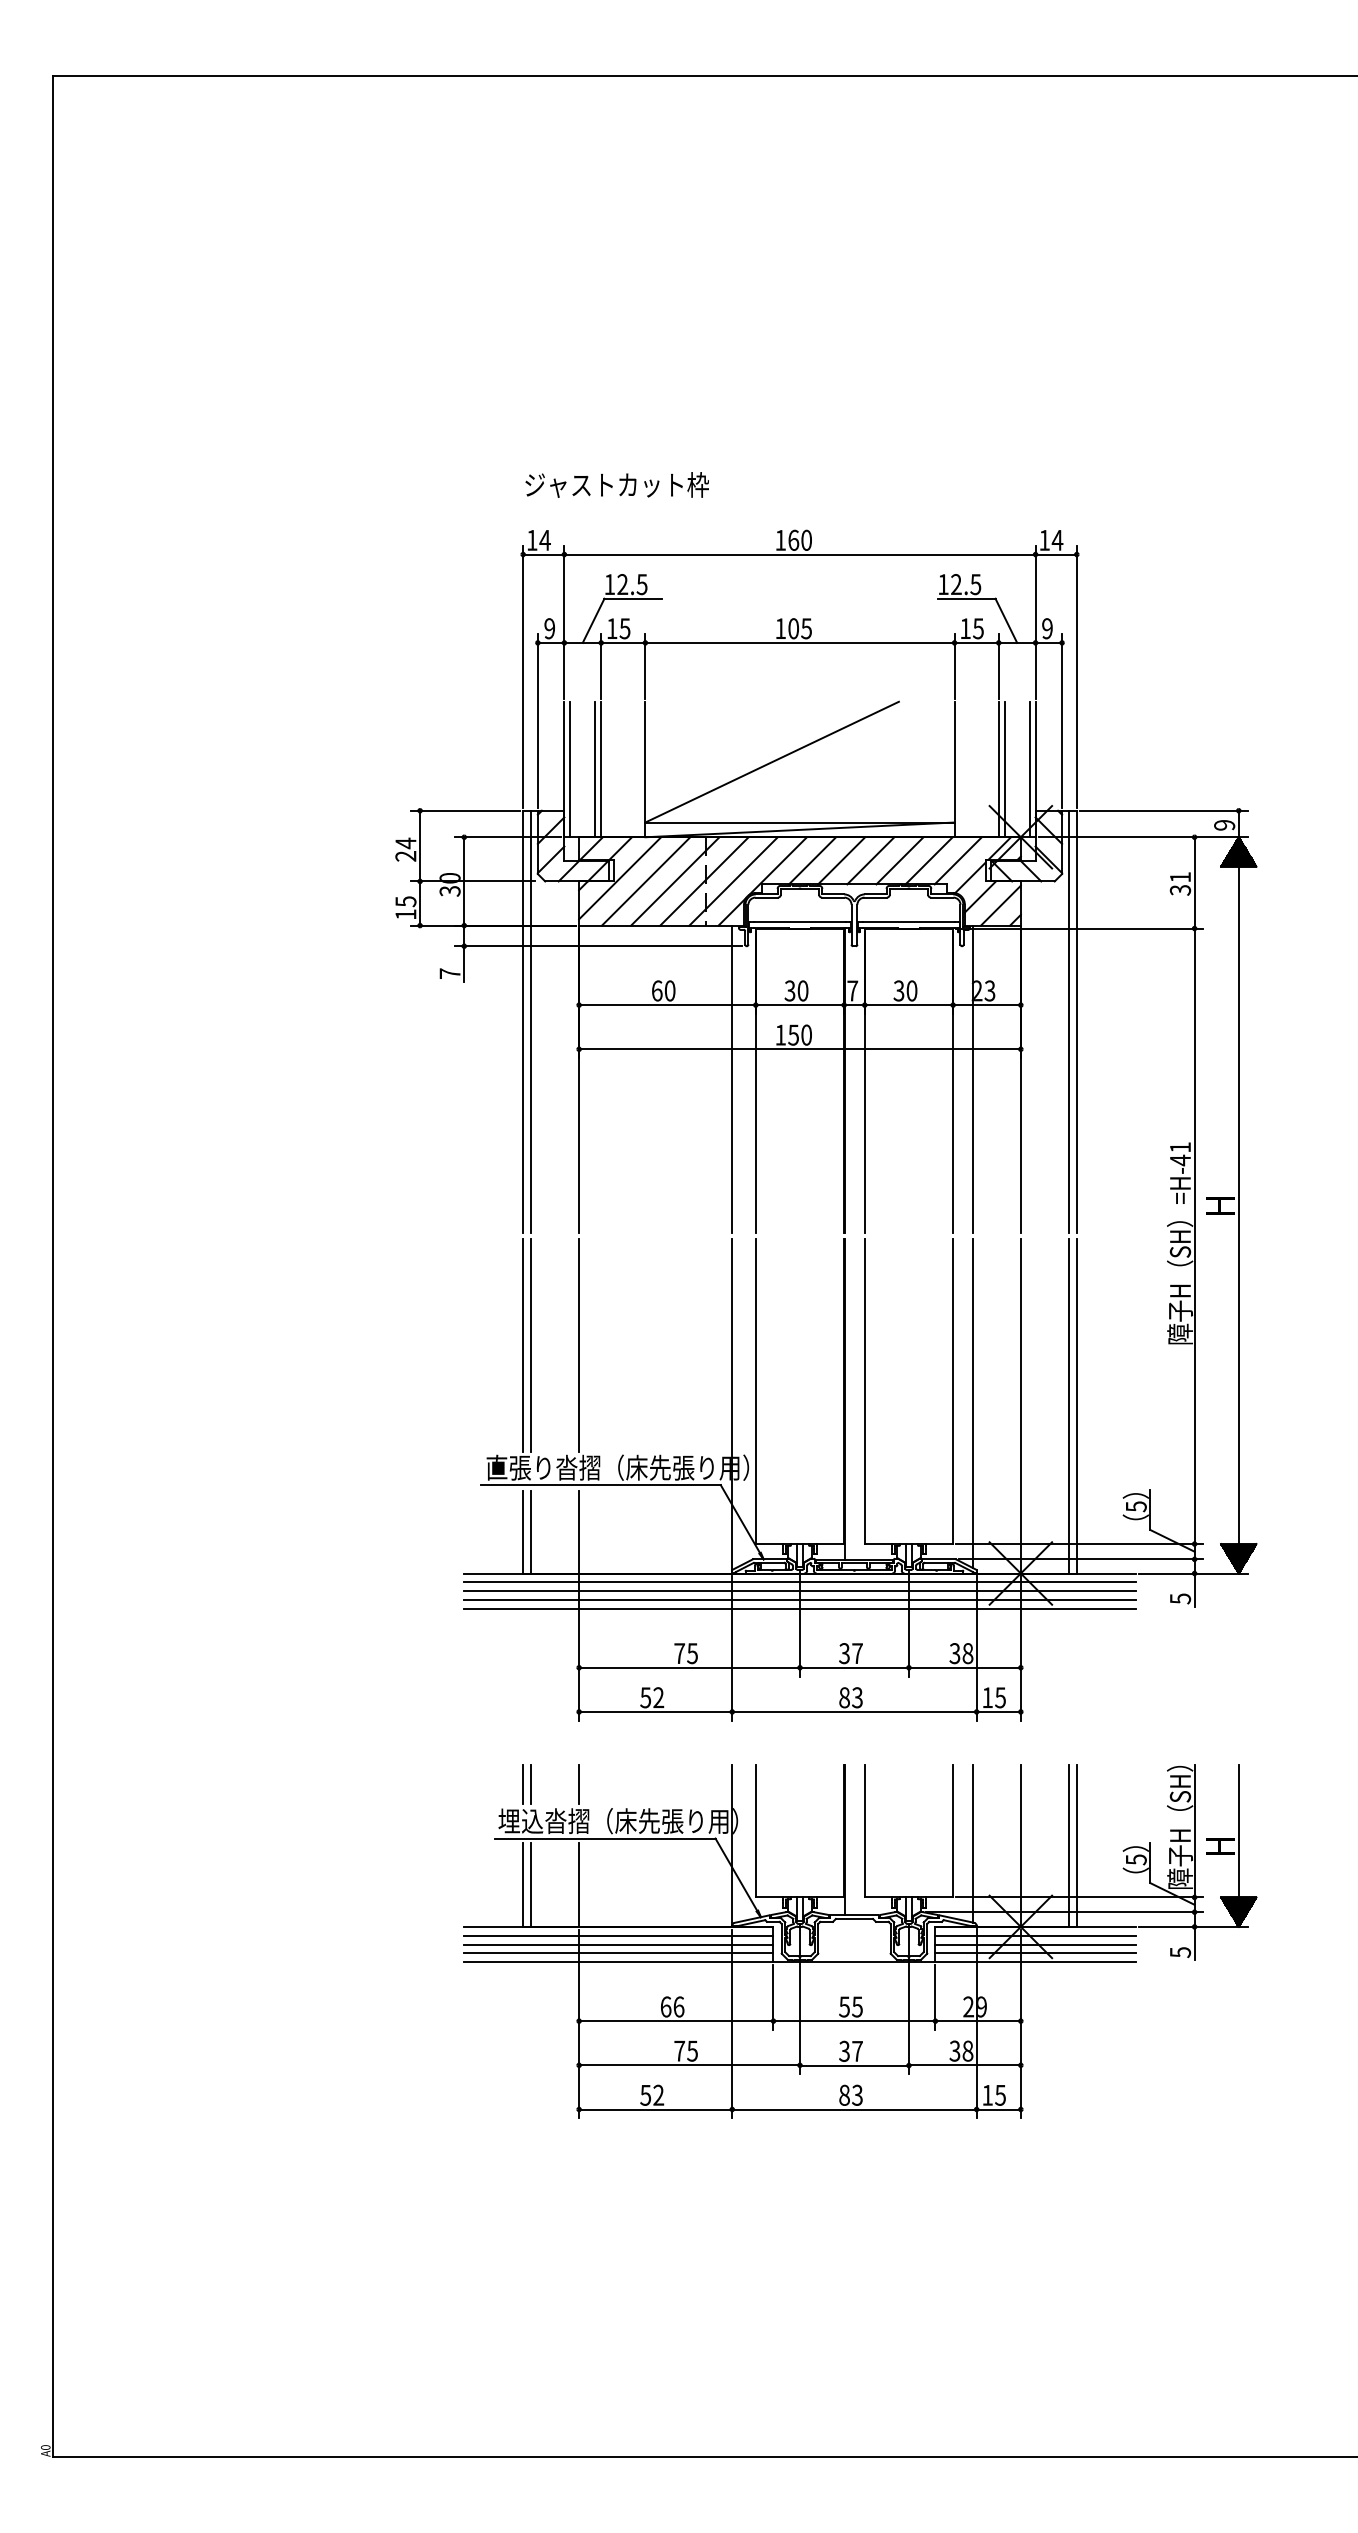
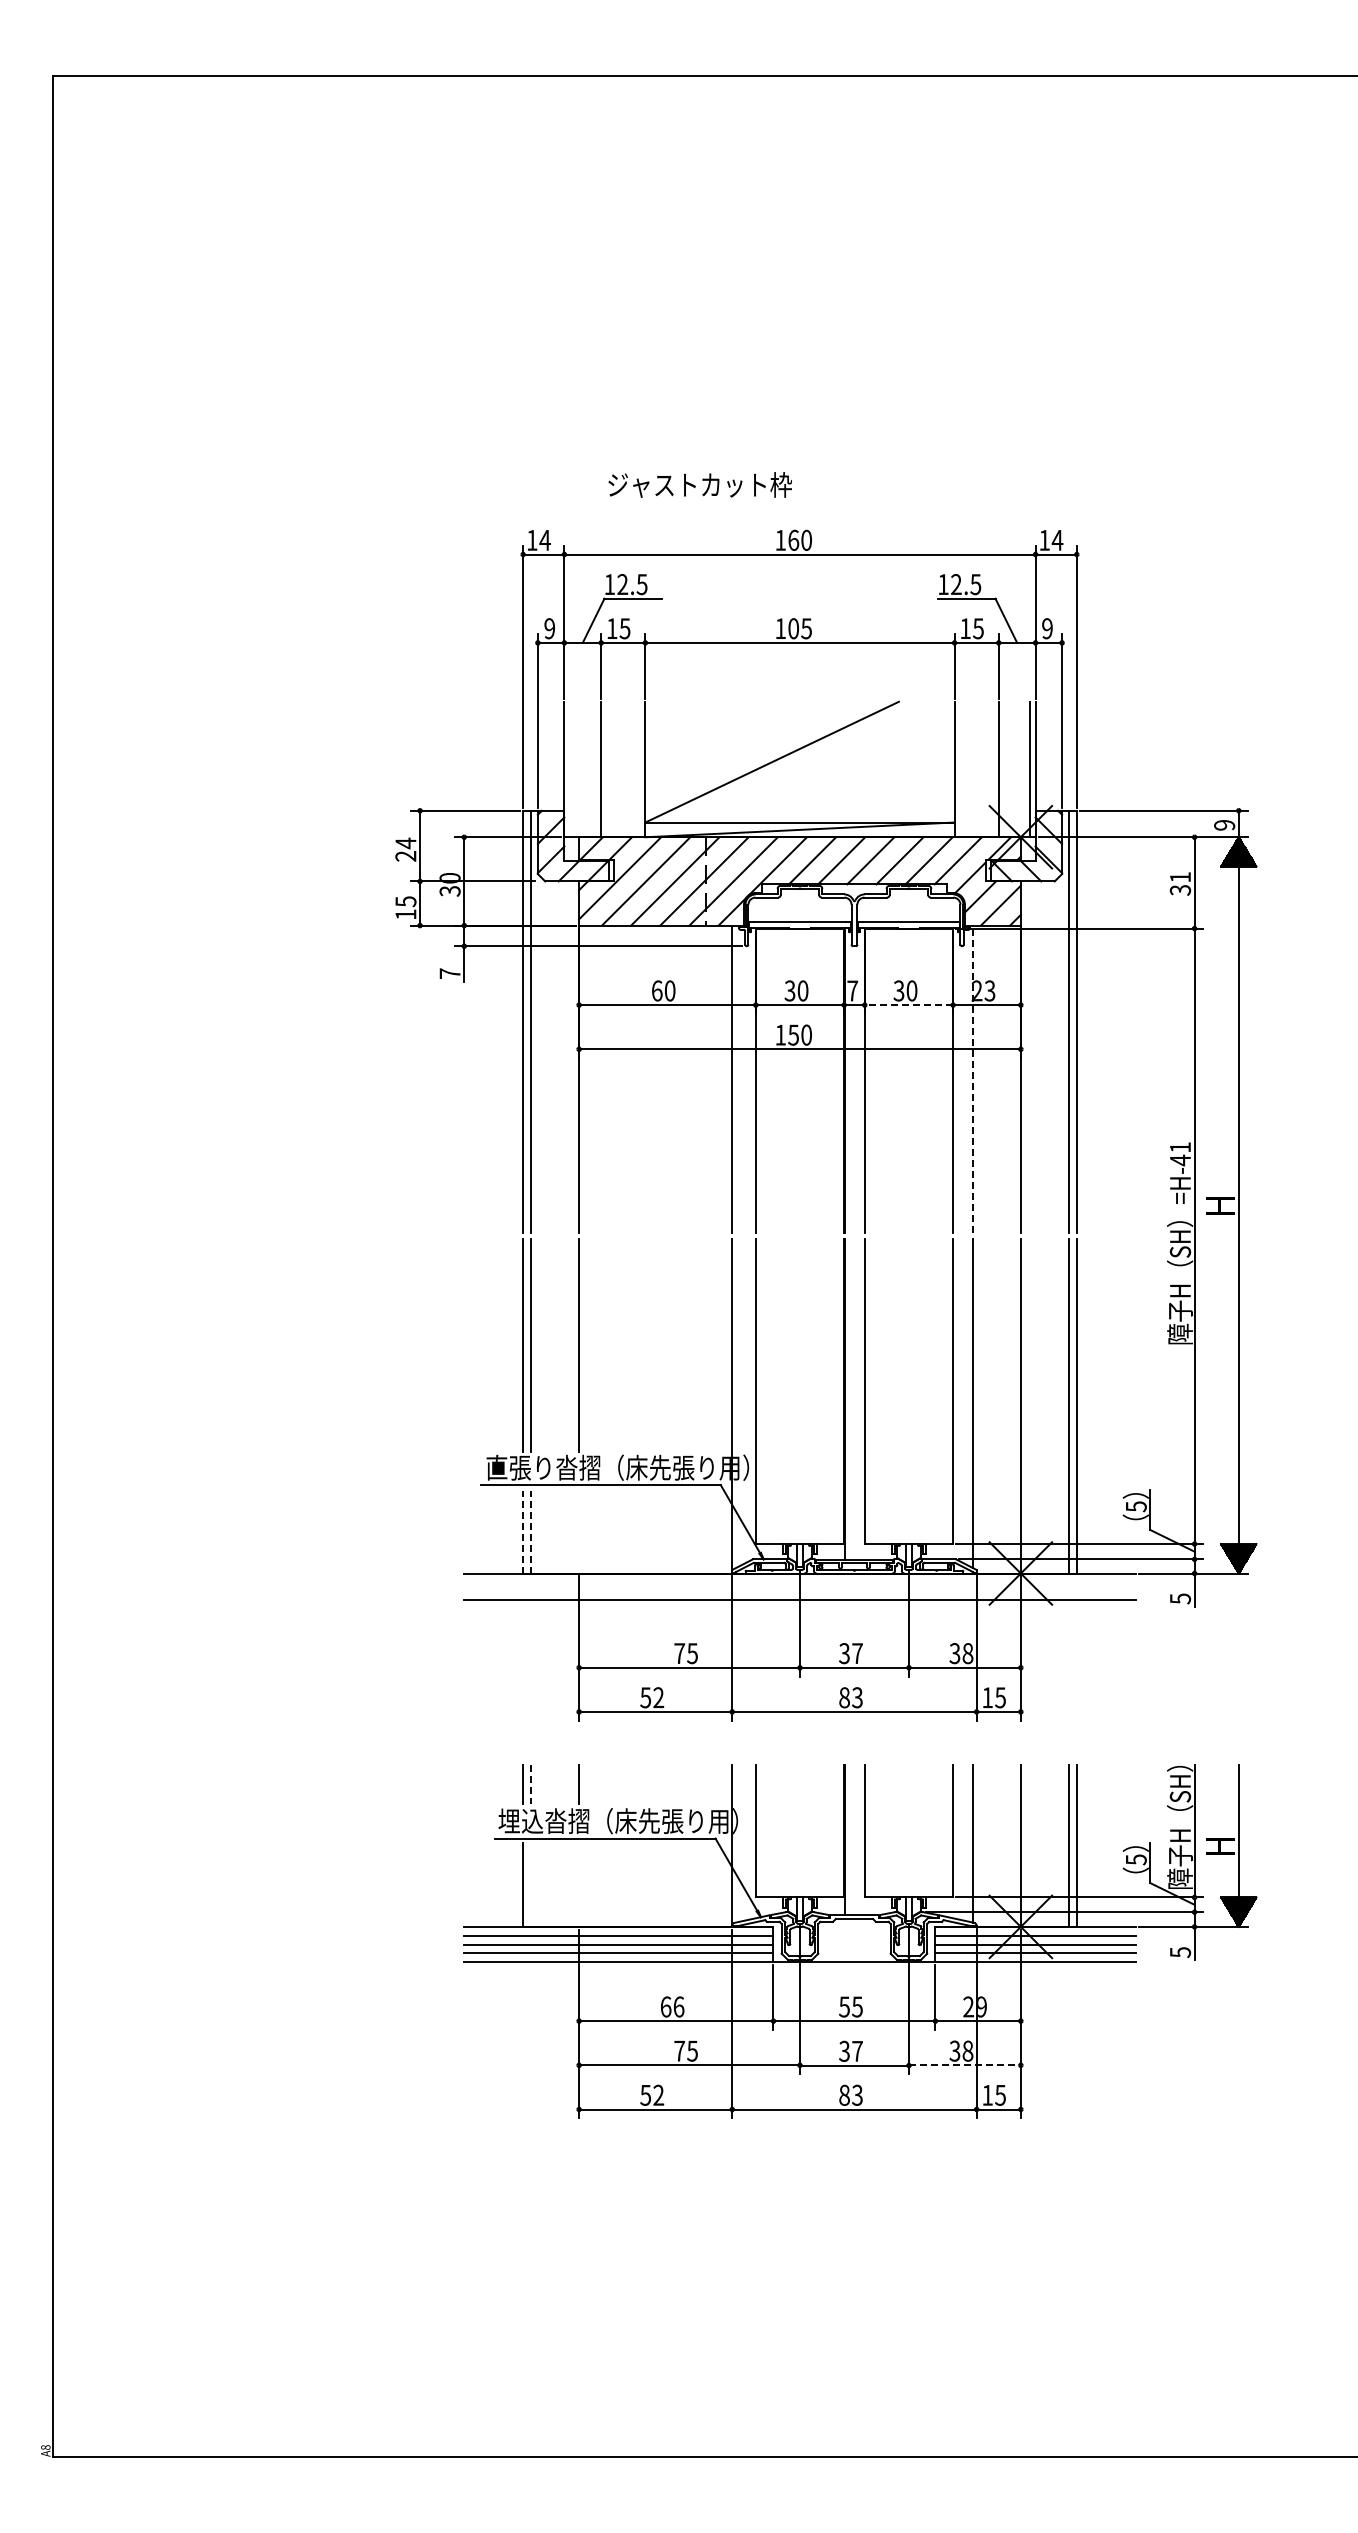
text position: (616, 484) -> (699, 484) (699, 484)
line: present -> none (570, 769)
line: present -> none (595, 769)
line: present -> none (1004, 769)
line: solid -> dashed (908, 1005)
line: solid -> dashed (973, 1079)
line: solid -> dashed (523, 1531)
line: solid -> dashed (530, 1531)
line: present -> none (579, 1531)
line: present -> none (799, 1582)
line: present -> none (799, 1591)
line: present -> none (799, 1608)
line: solid -> dashed (530, 1784)
line: present -> none (530, 1884)
line: present -> none (579, 1884)
line: solid -> dashed (964, 2065)
text: A0 -> A8 (46, 2447)
